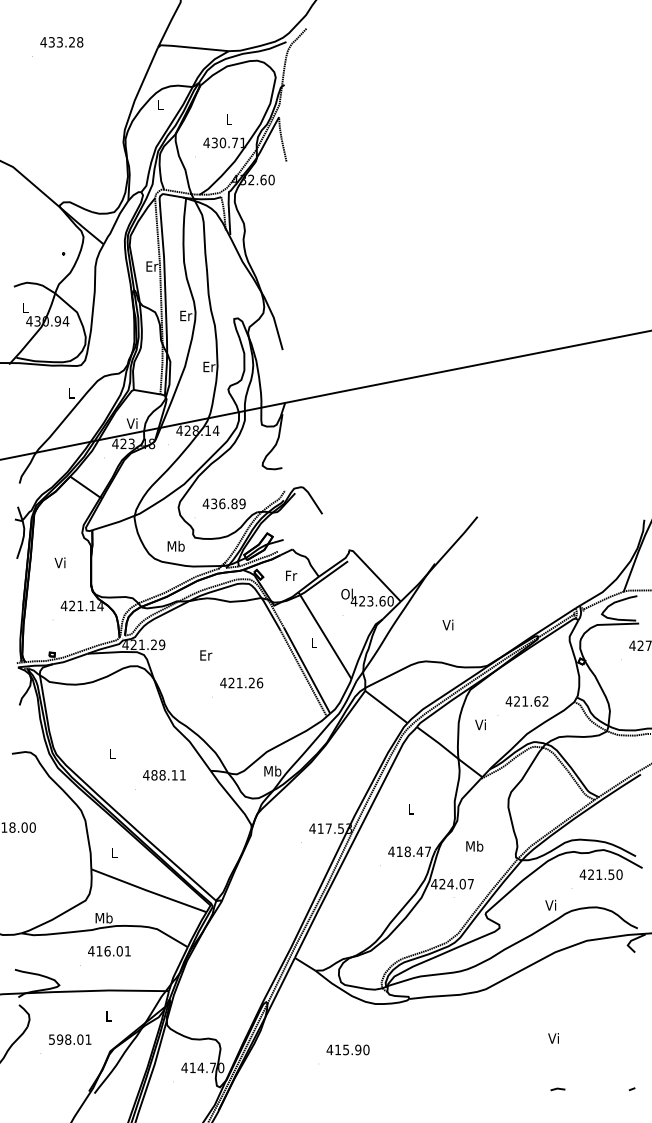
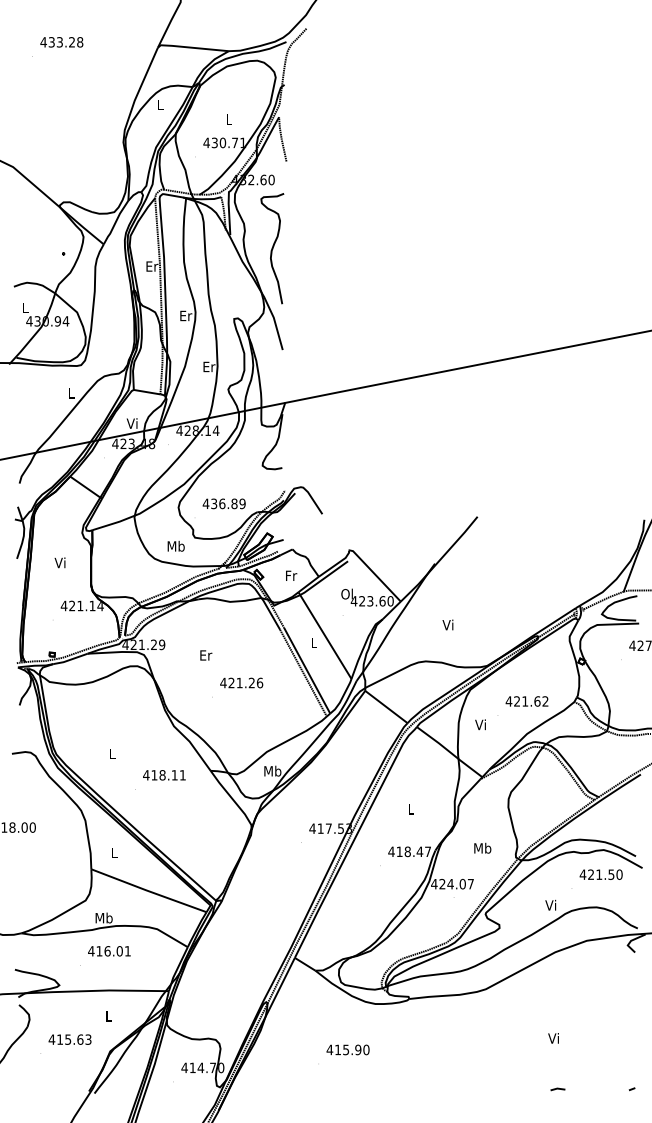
curve: none -> present (272, 248)
text: 488.11 -> 418.11 (154, 775)
text position: (474, 845) -> (482, 847) (482, 847)
text: 598.01 -> 415.63 (69, 1039)
